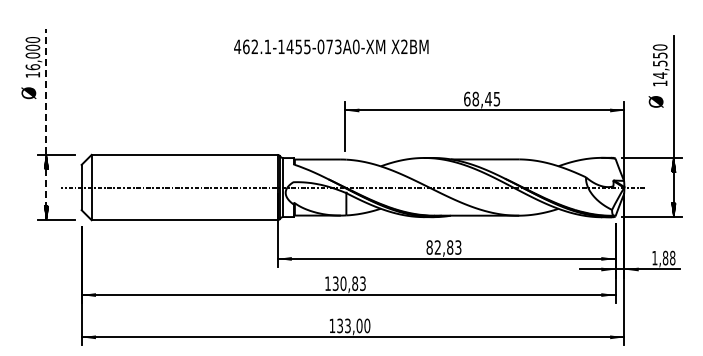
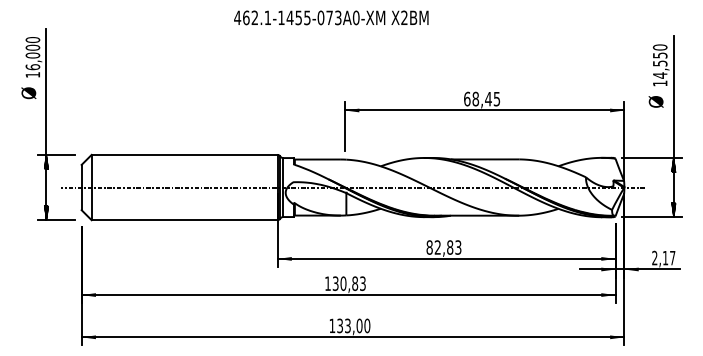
text position: (331, 46) -> (331, 17) (331, 17)
line: dashed -> solid (46, 124)
text: 1,88 -> 2,17 (663, 257)
